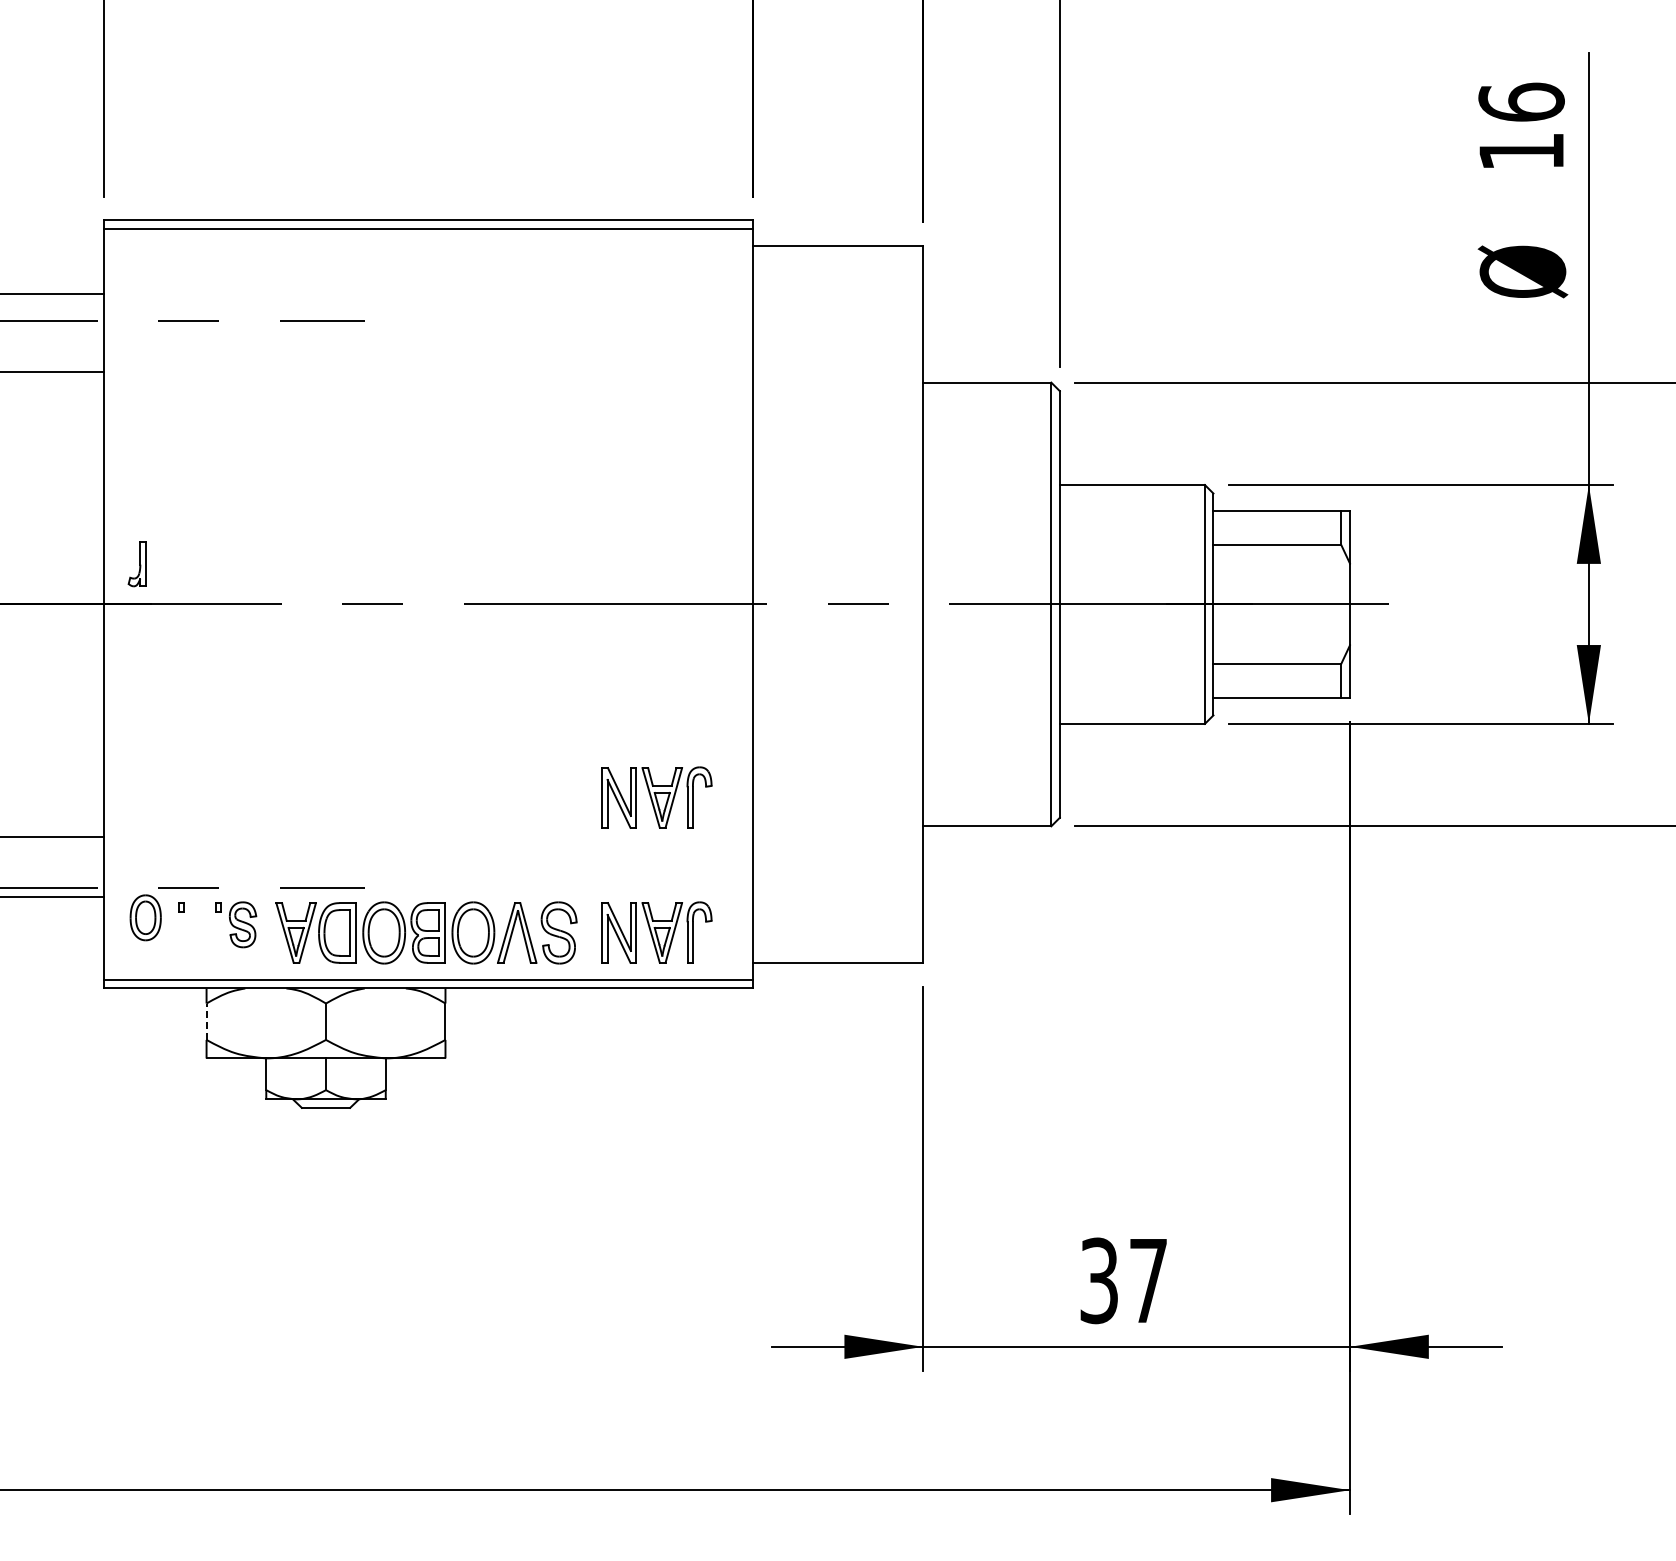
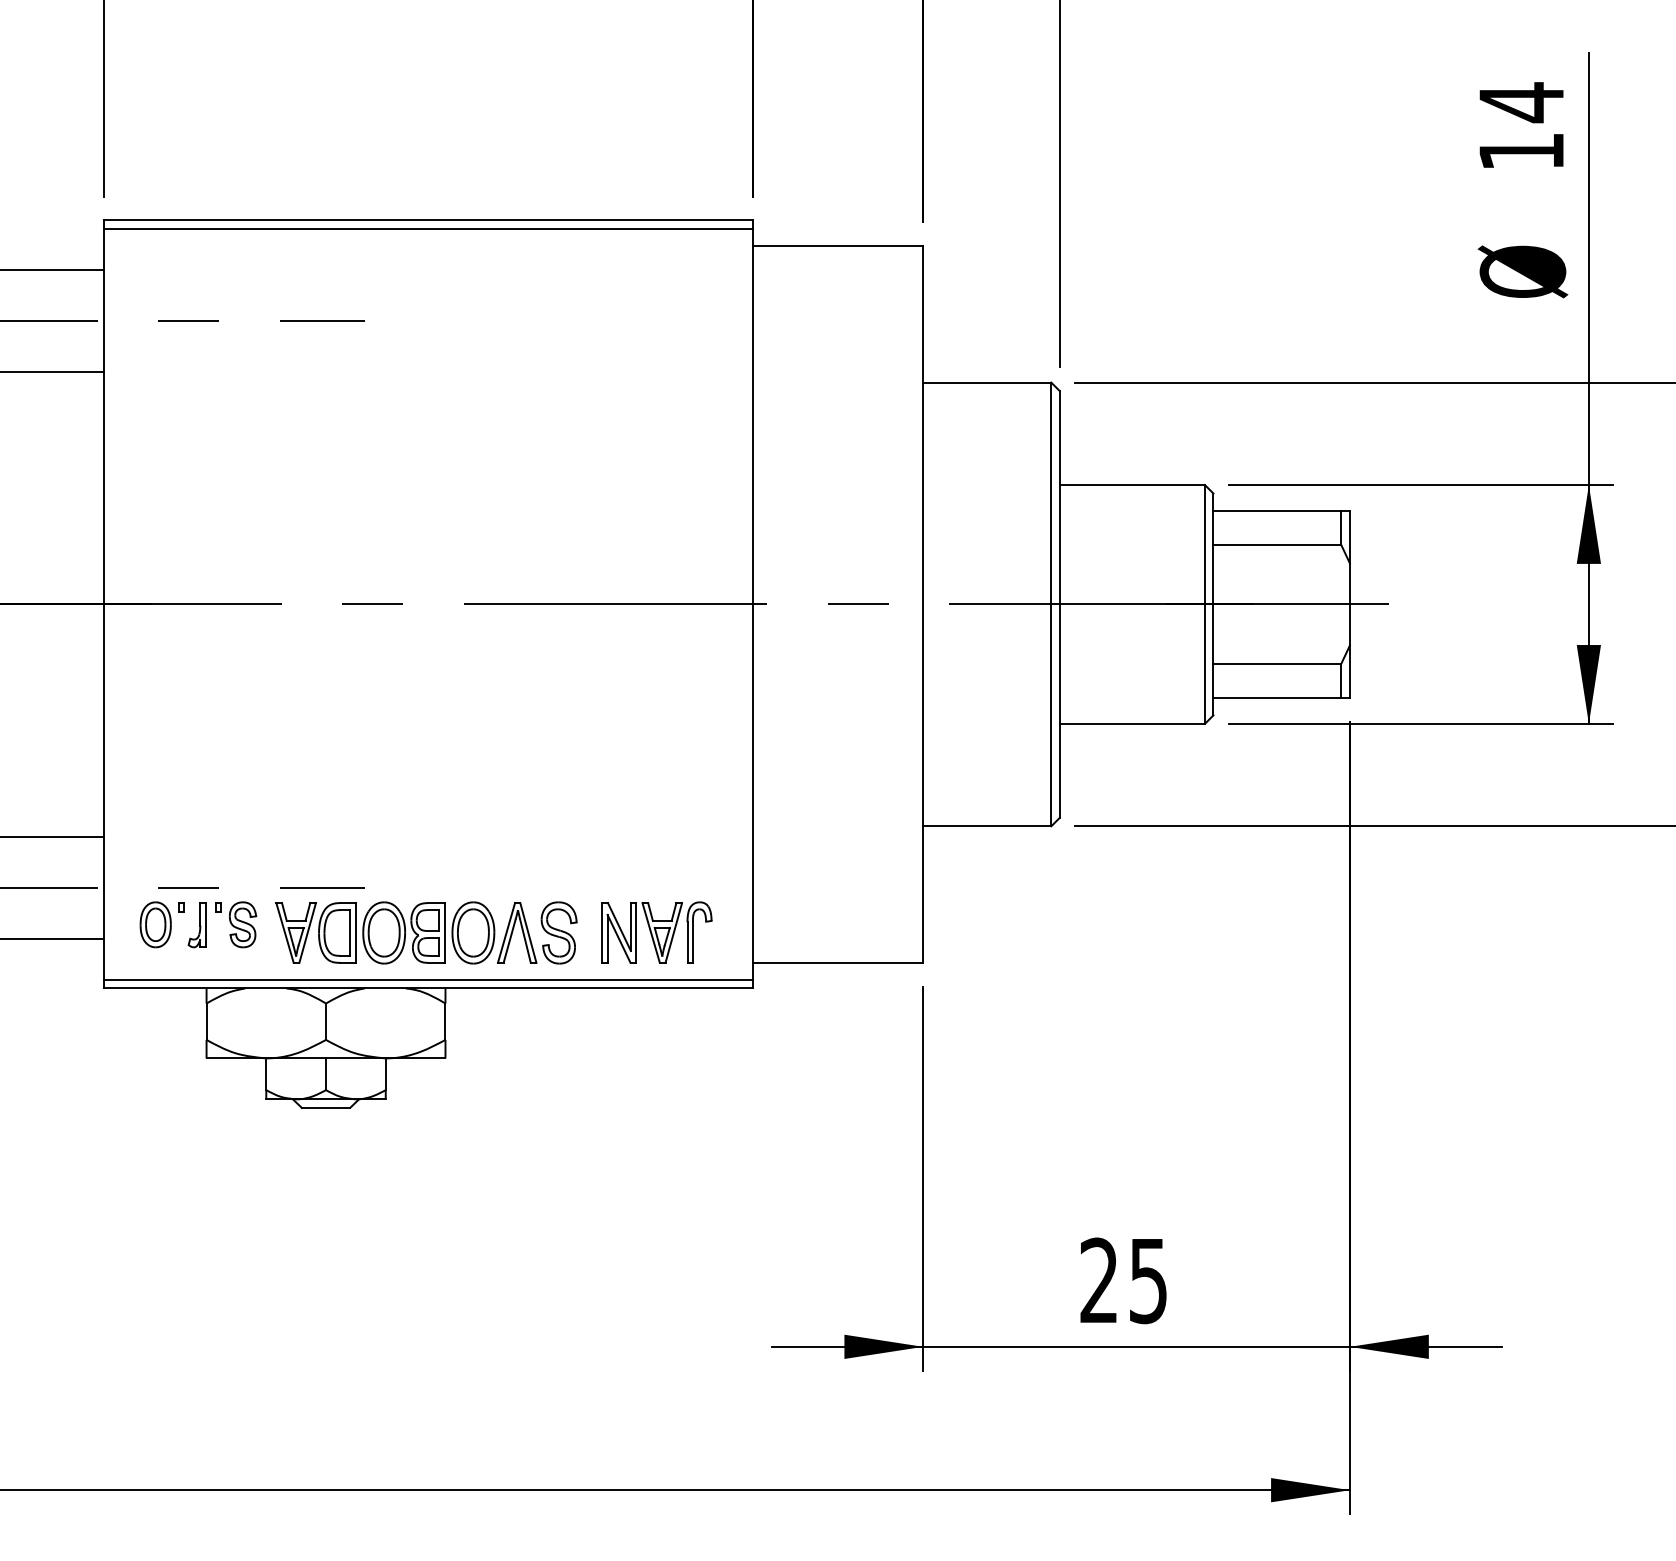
text: 16 -> 14 (1521, 102)
line position: (53, 293) -> (53, 269) (53, 269)
part position: (136, 564) -> (196, 925) (196, 925)
part: present -> none (656, 797)
line position: (53, 896) -> (53, 938) (53, 938)
part position: (145, 917) -> (155, 924) (155, 924)
line: dashed -> solid (206, 1021)
text: 37 -> 25 (1123, 1280)
